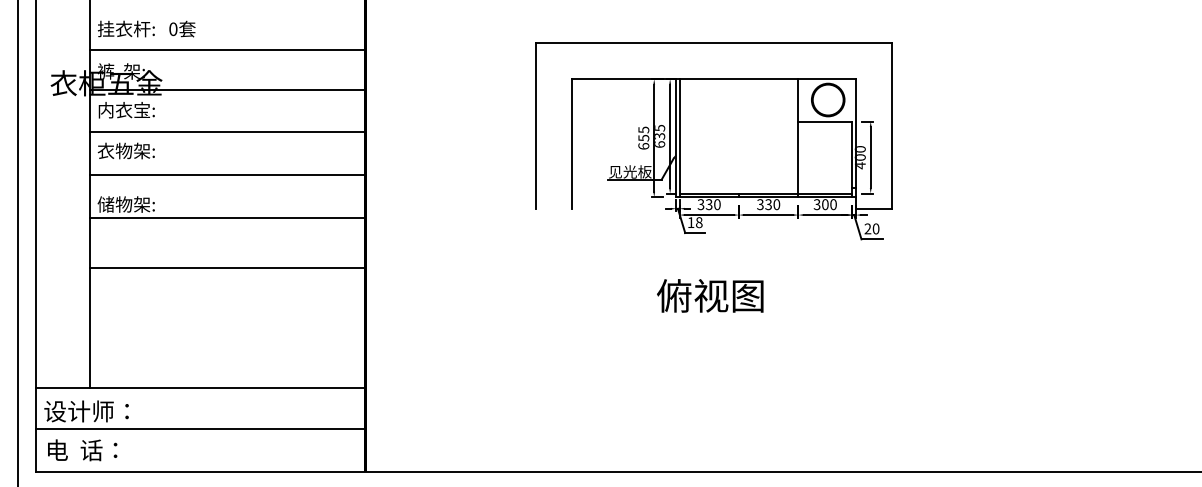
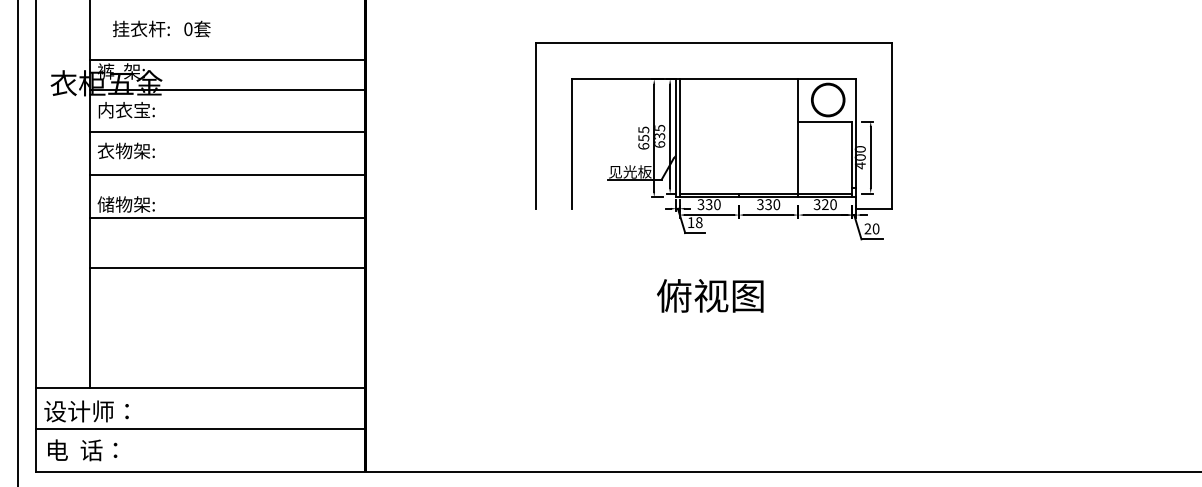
text position: (146, 28) -> (161, 28) (161, 28)
line position: (227, 49) -> (227, 59) (227, 59)
text: 300 -> 320 (825, 204)
